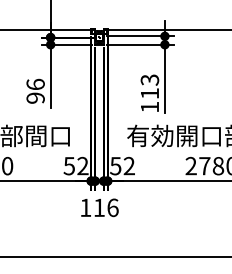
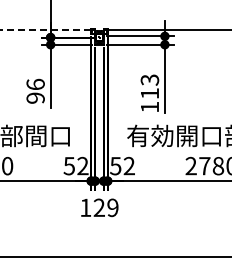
line: solid -> dashed (45, 30)
text: 116 -> 129 (105, 207)
